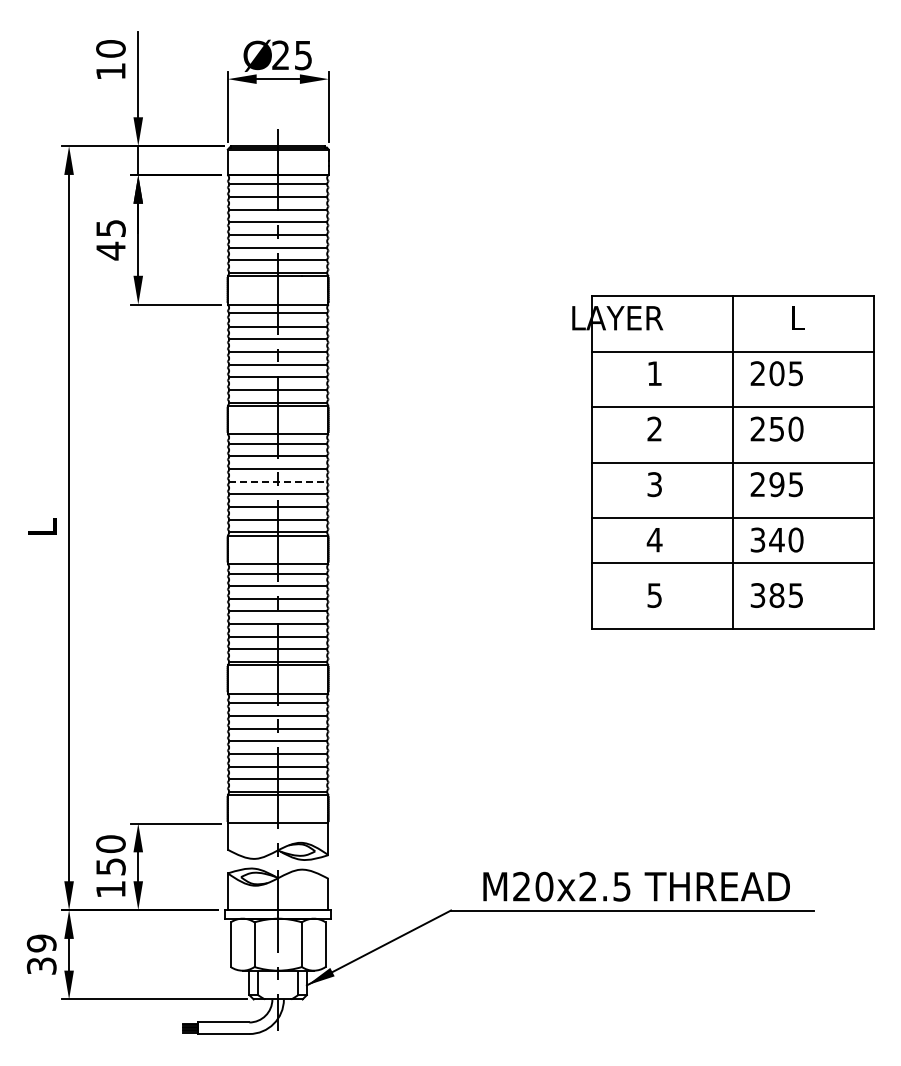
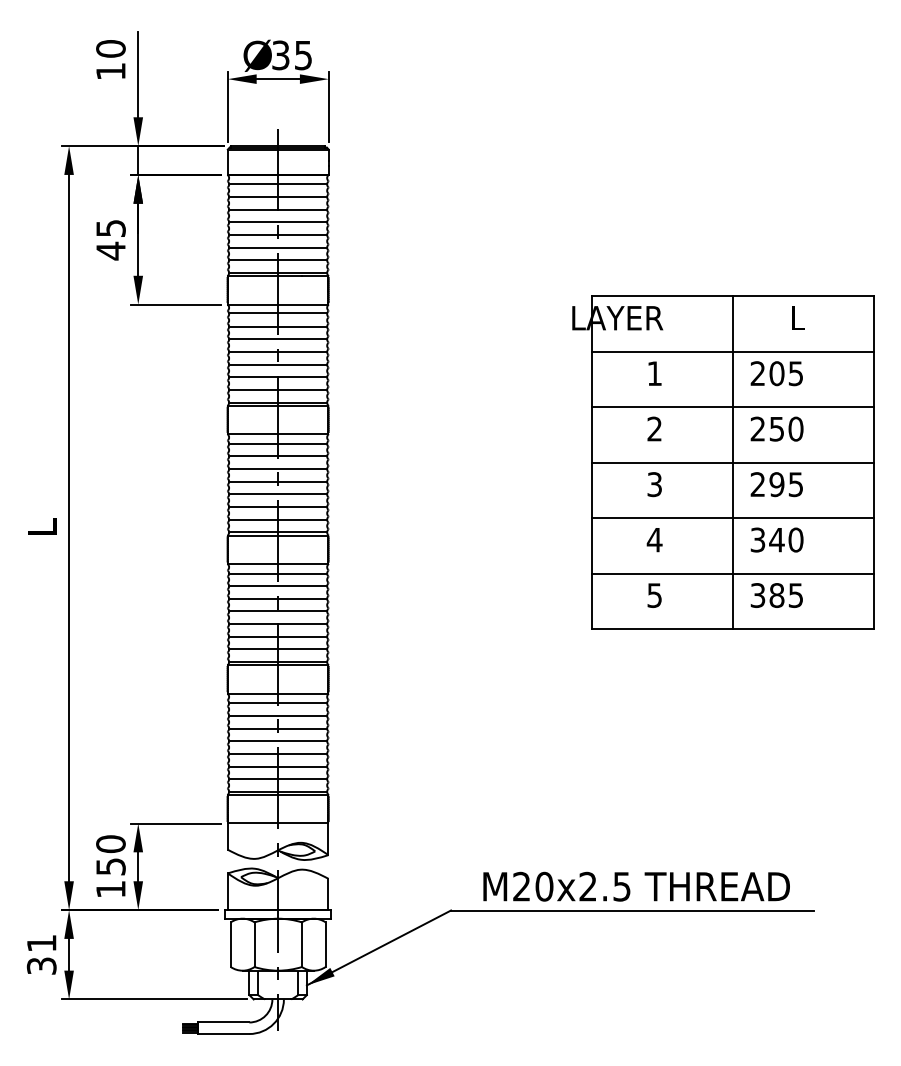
text: 25 -> 35 (280, 55)
line: dashed -> solid (278, 481)
line position: (733, 562) -> (733, 573) (733, 573)
text: 39 -> 31 (41, 943)
